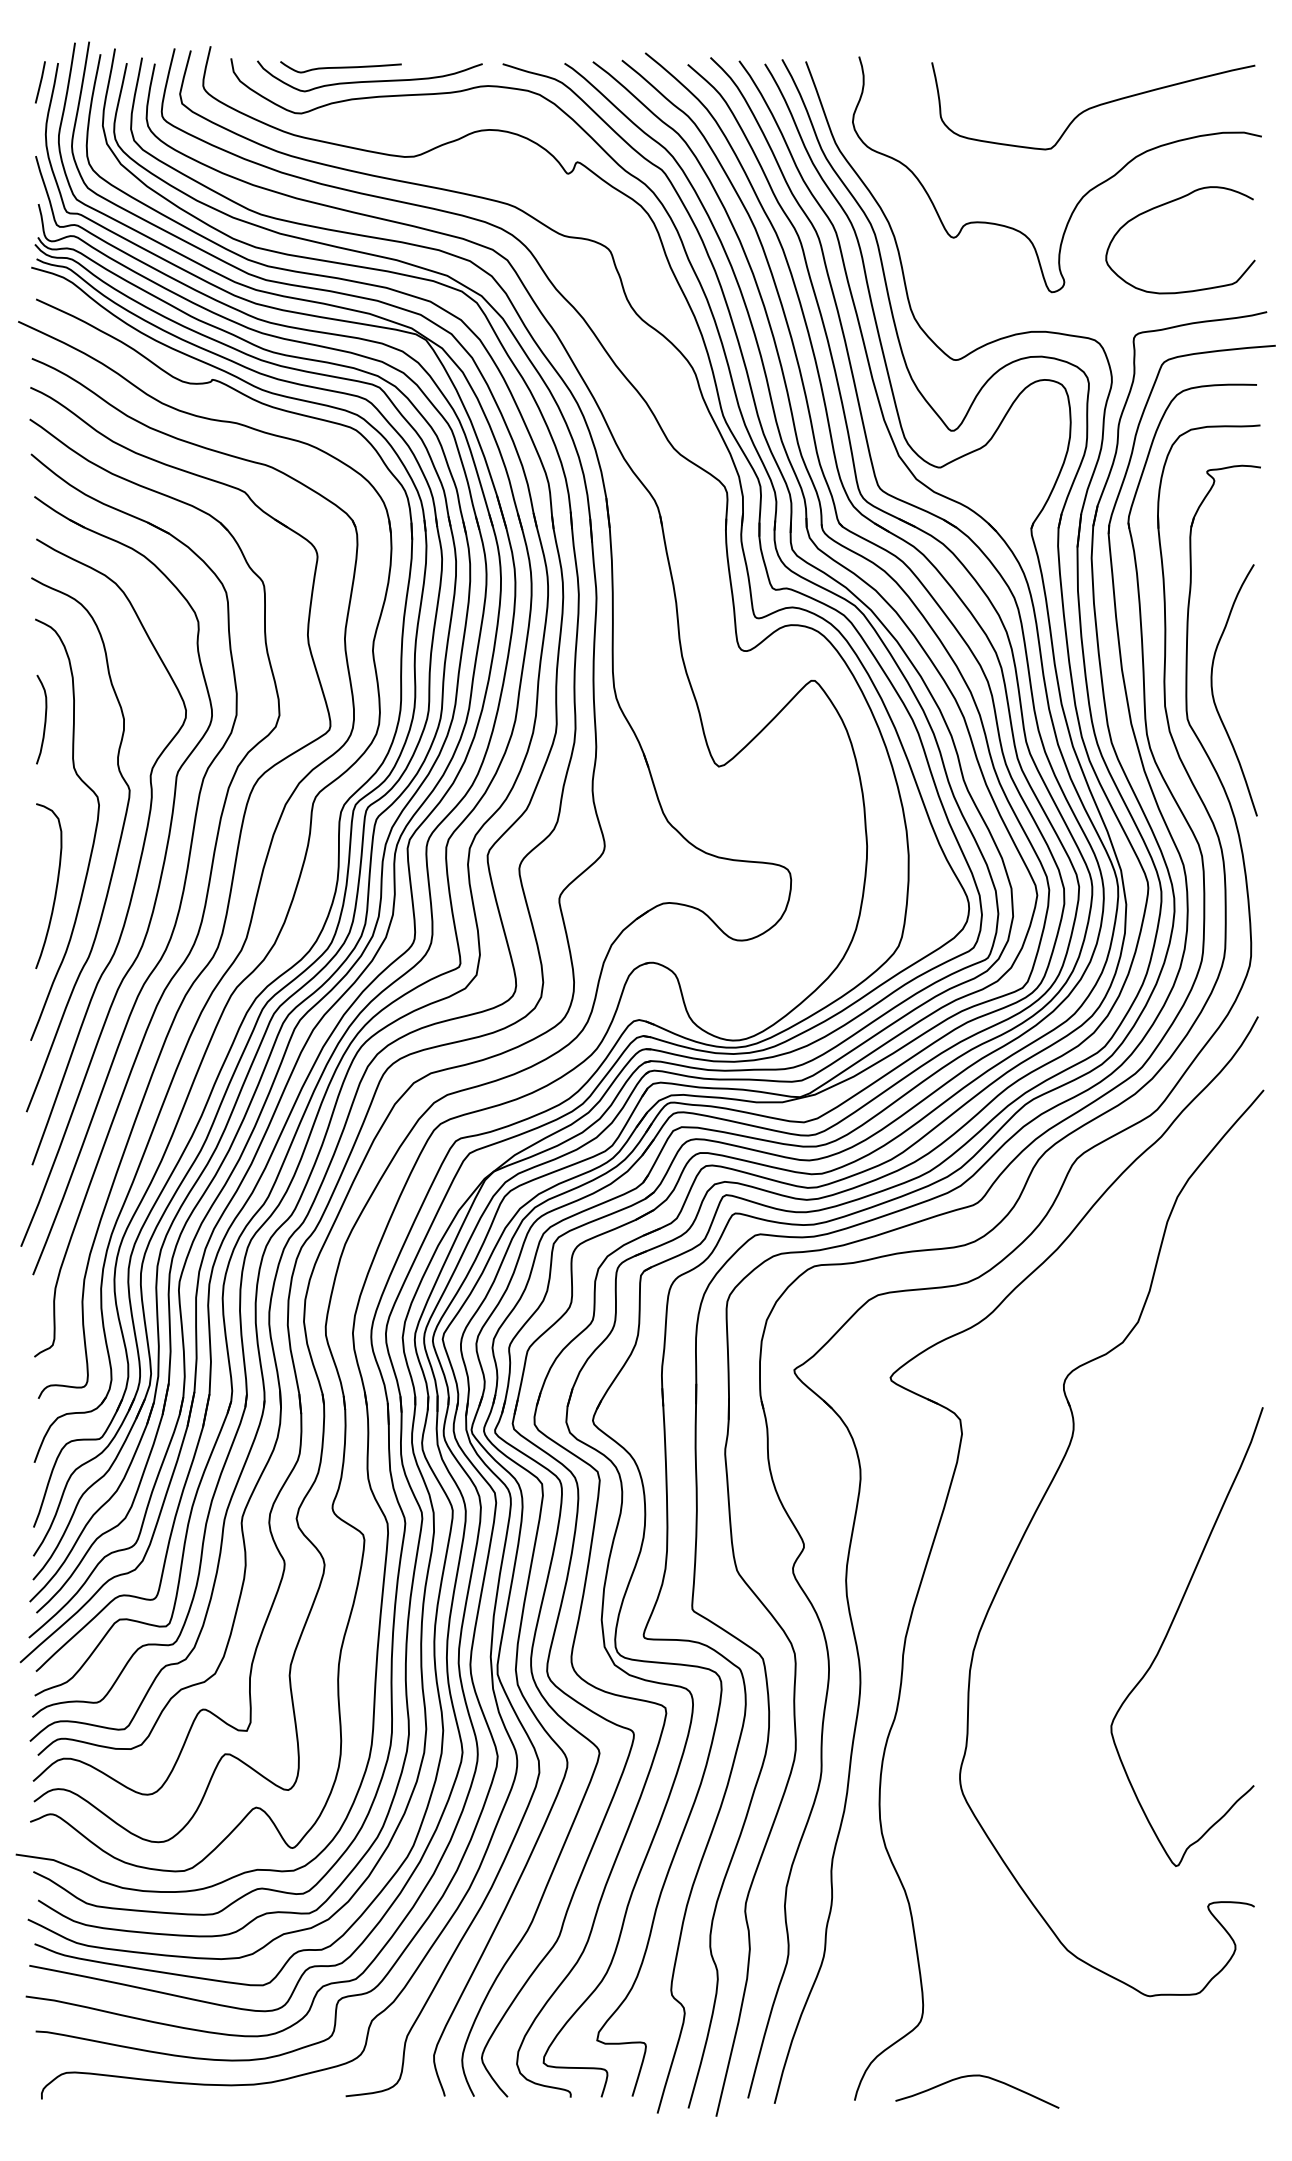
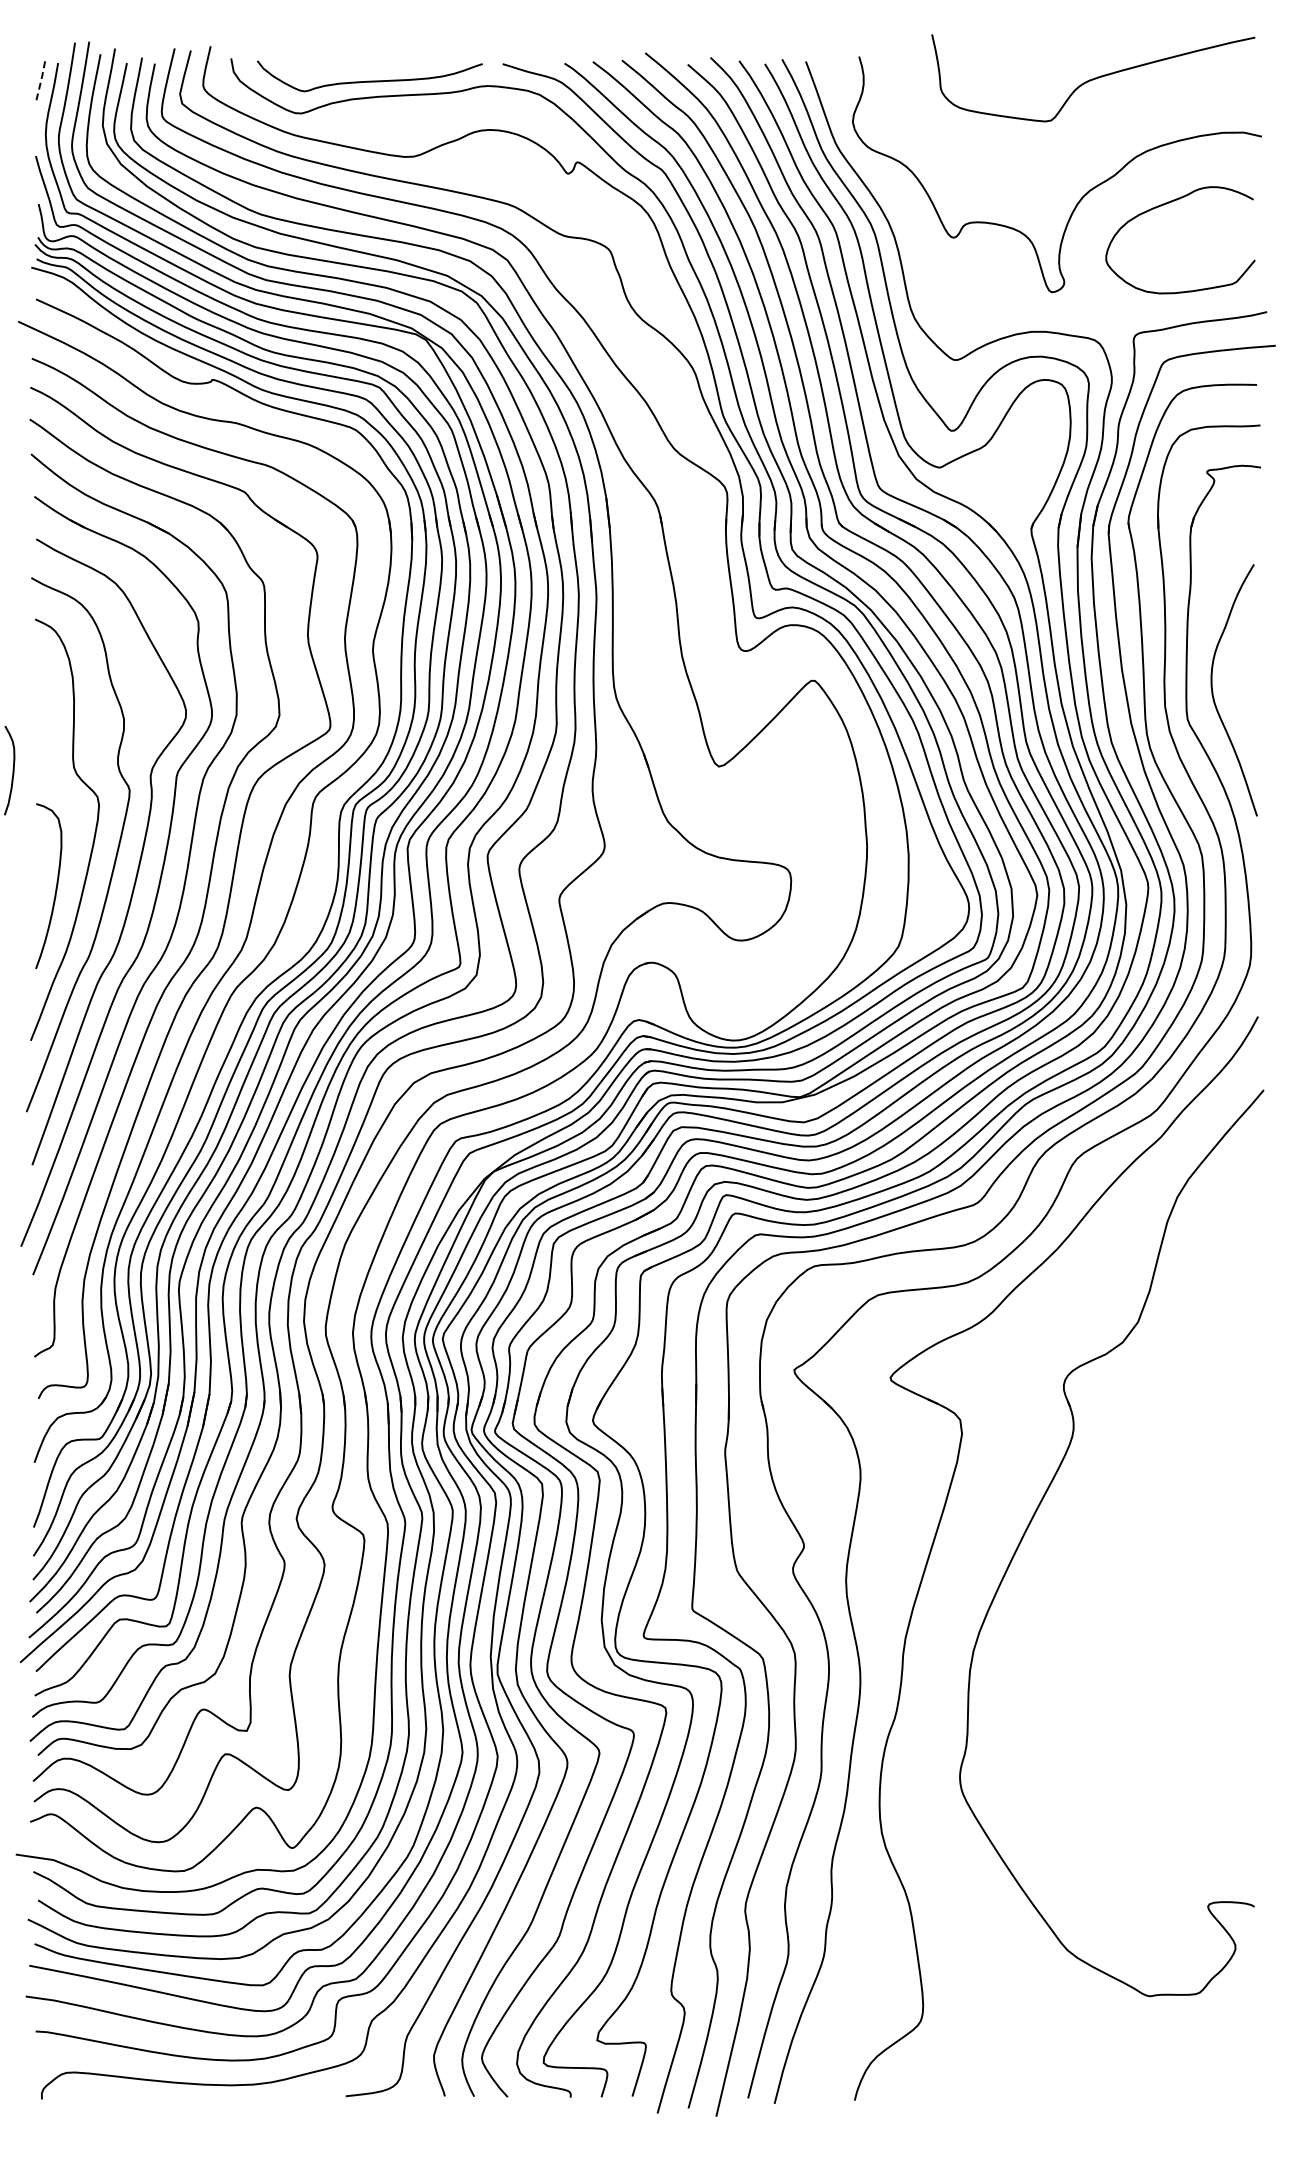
curve: present -> none (340, 67)
line: solid -> dashed (40, 82)
curve position: (1093, 106) -> (1093, 78) (1093, 78)
curve position: (44, 719) -> (12, 770) (12, 770)
curve: present -> none (1170, 1629)
curve: present -> none (977, 2076)
